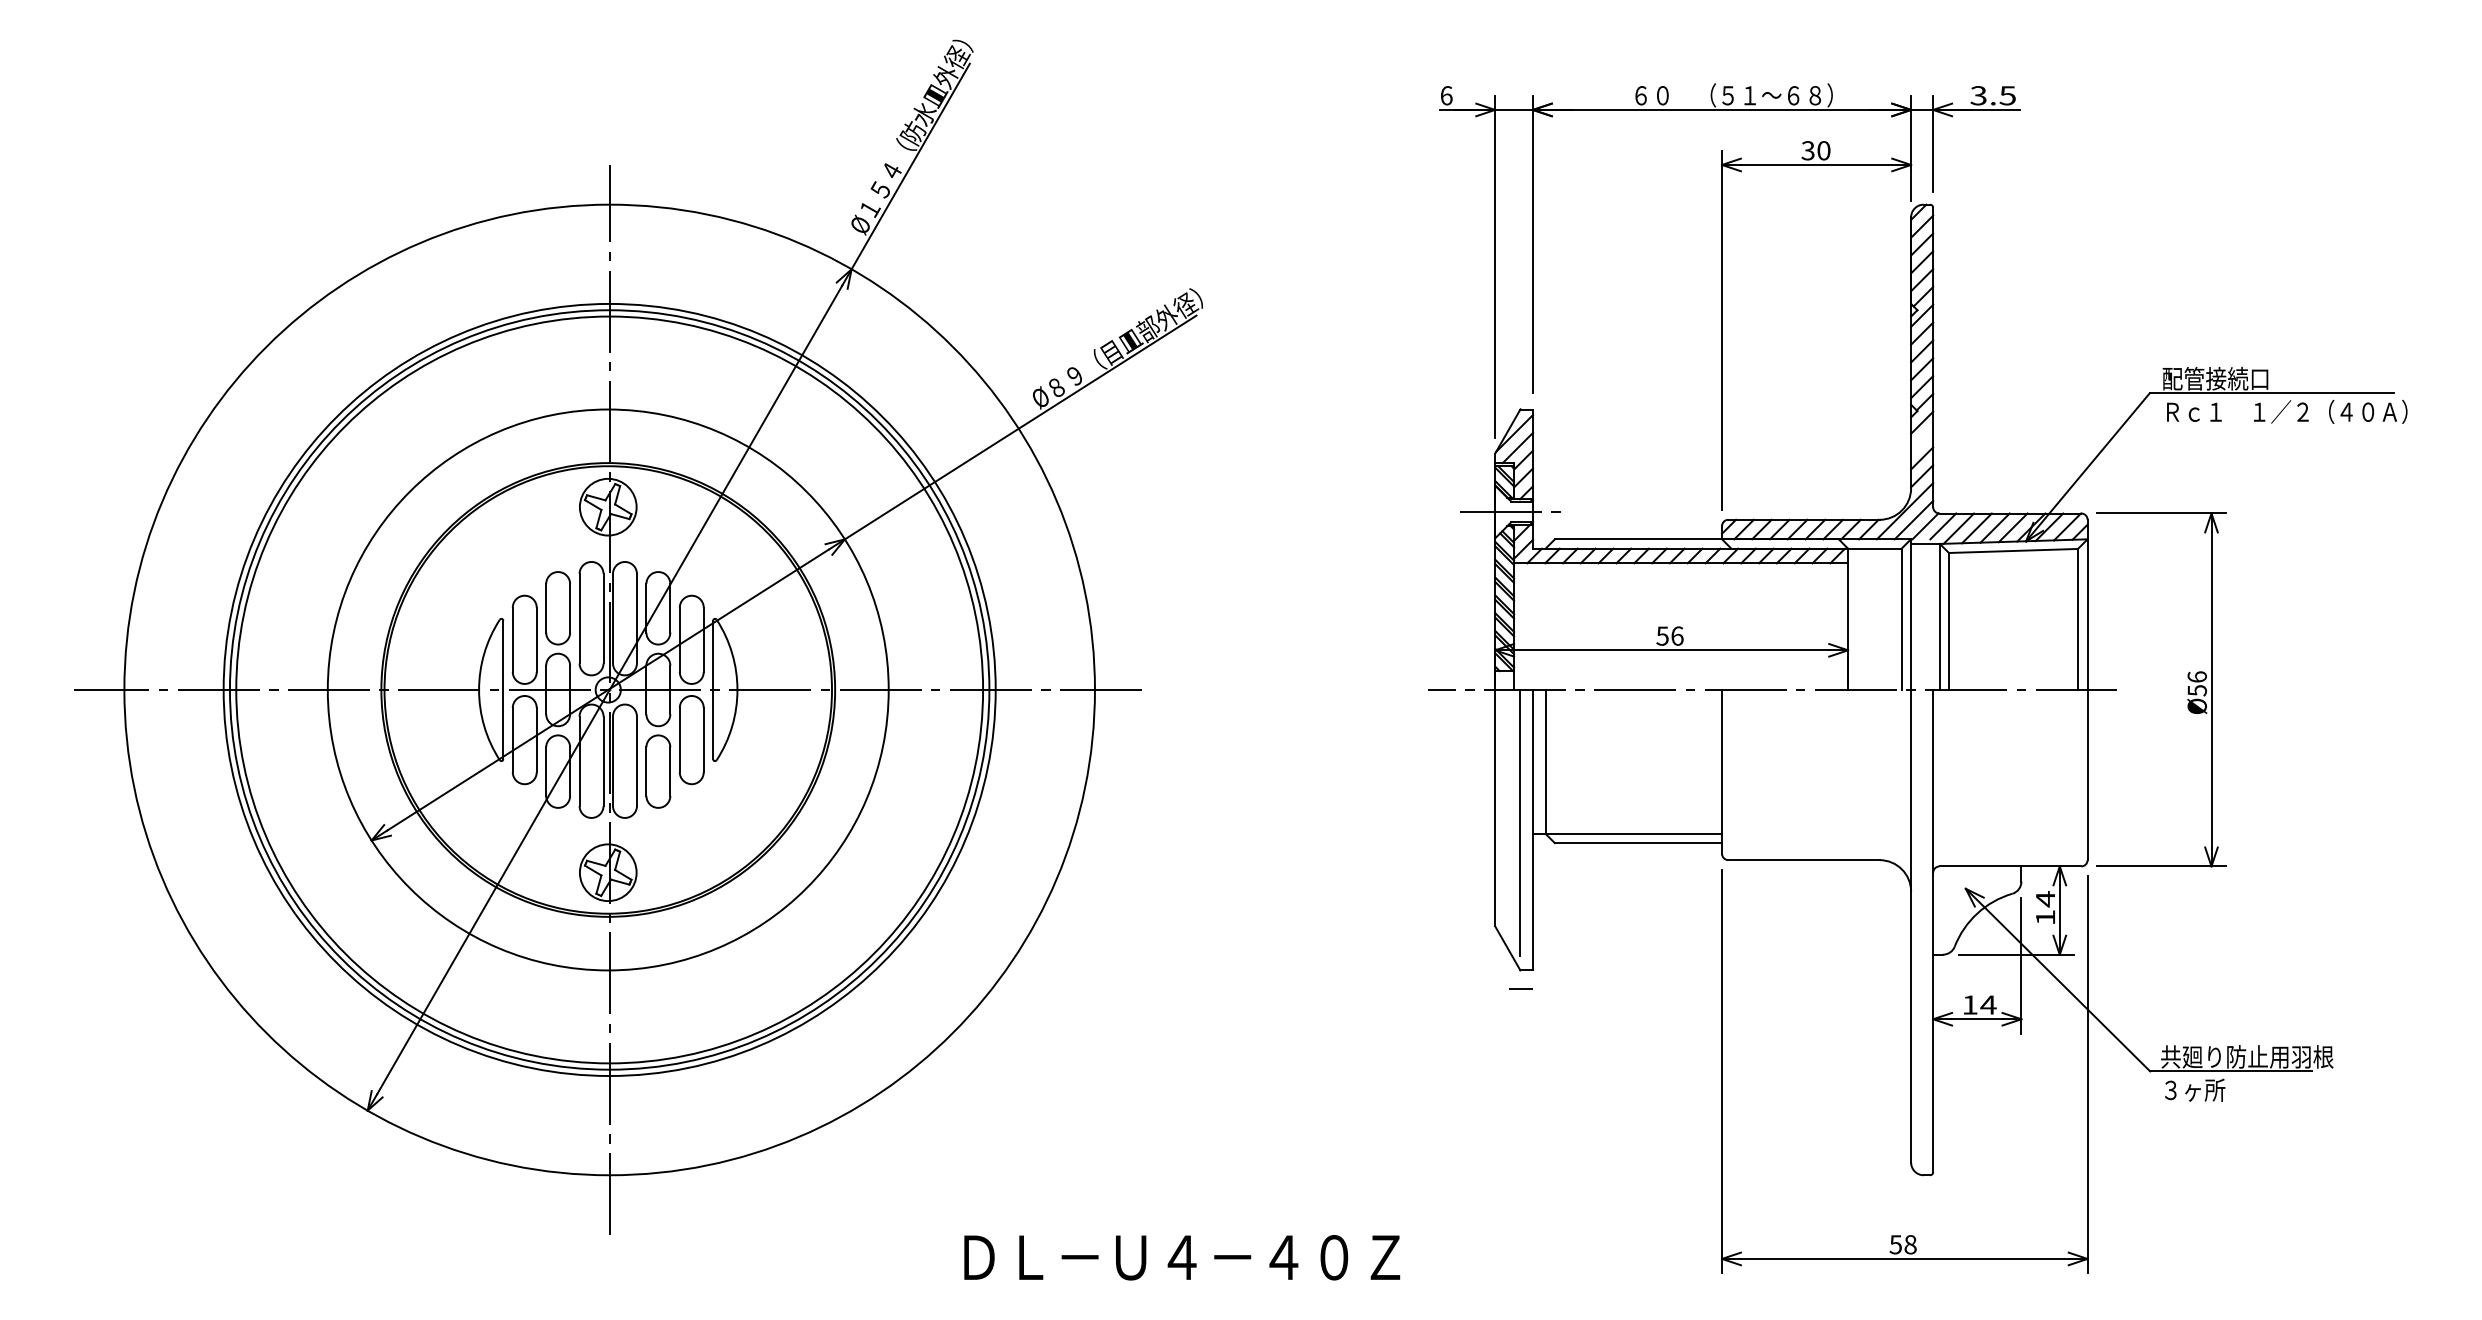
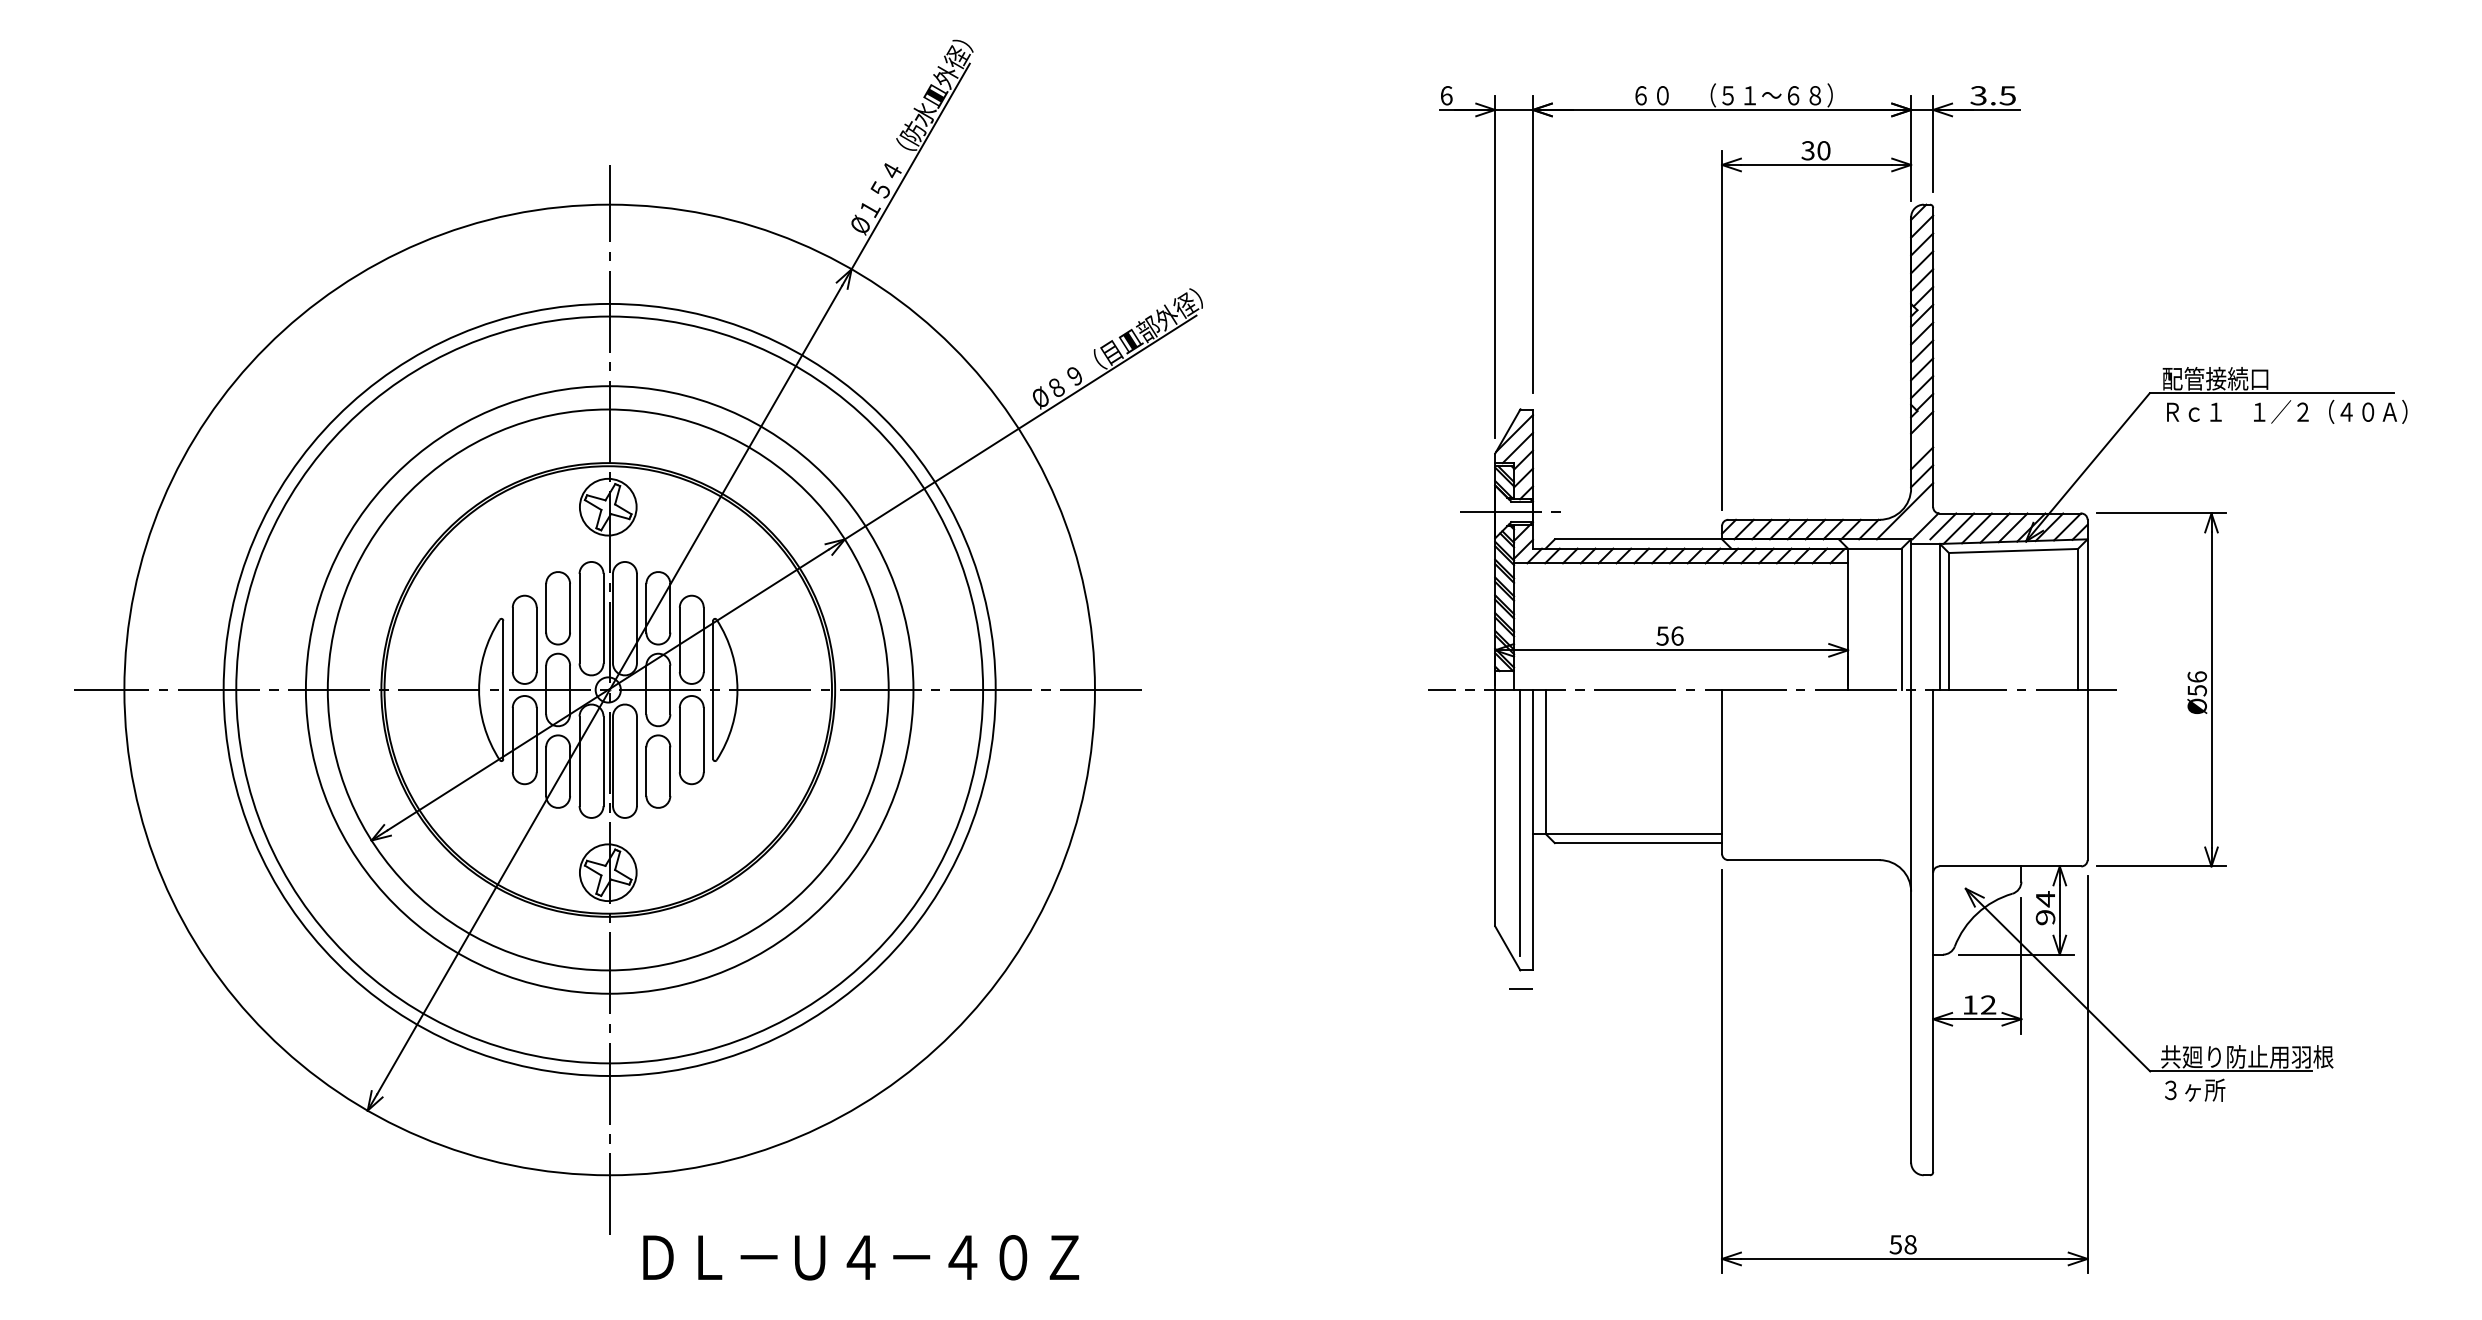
line: present -> none (1913, 519)
circle diameter: 759 px -> 608 px (609, 689)
text: 14 -> 94 (2045, 917)
text: 14 -> 12 (1988, 1004)
text position: (1182, 1257) -> (861, 1257) (861, 1257)
